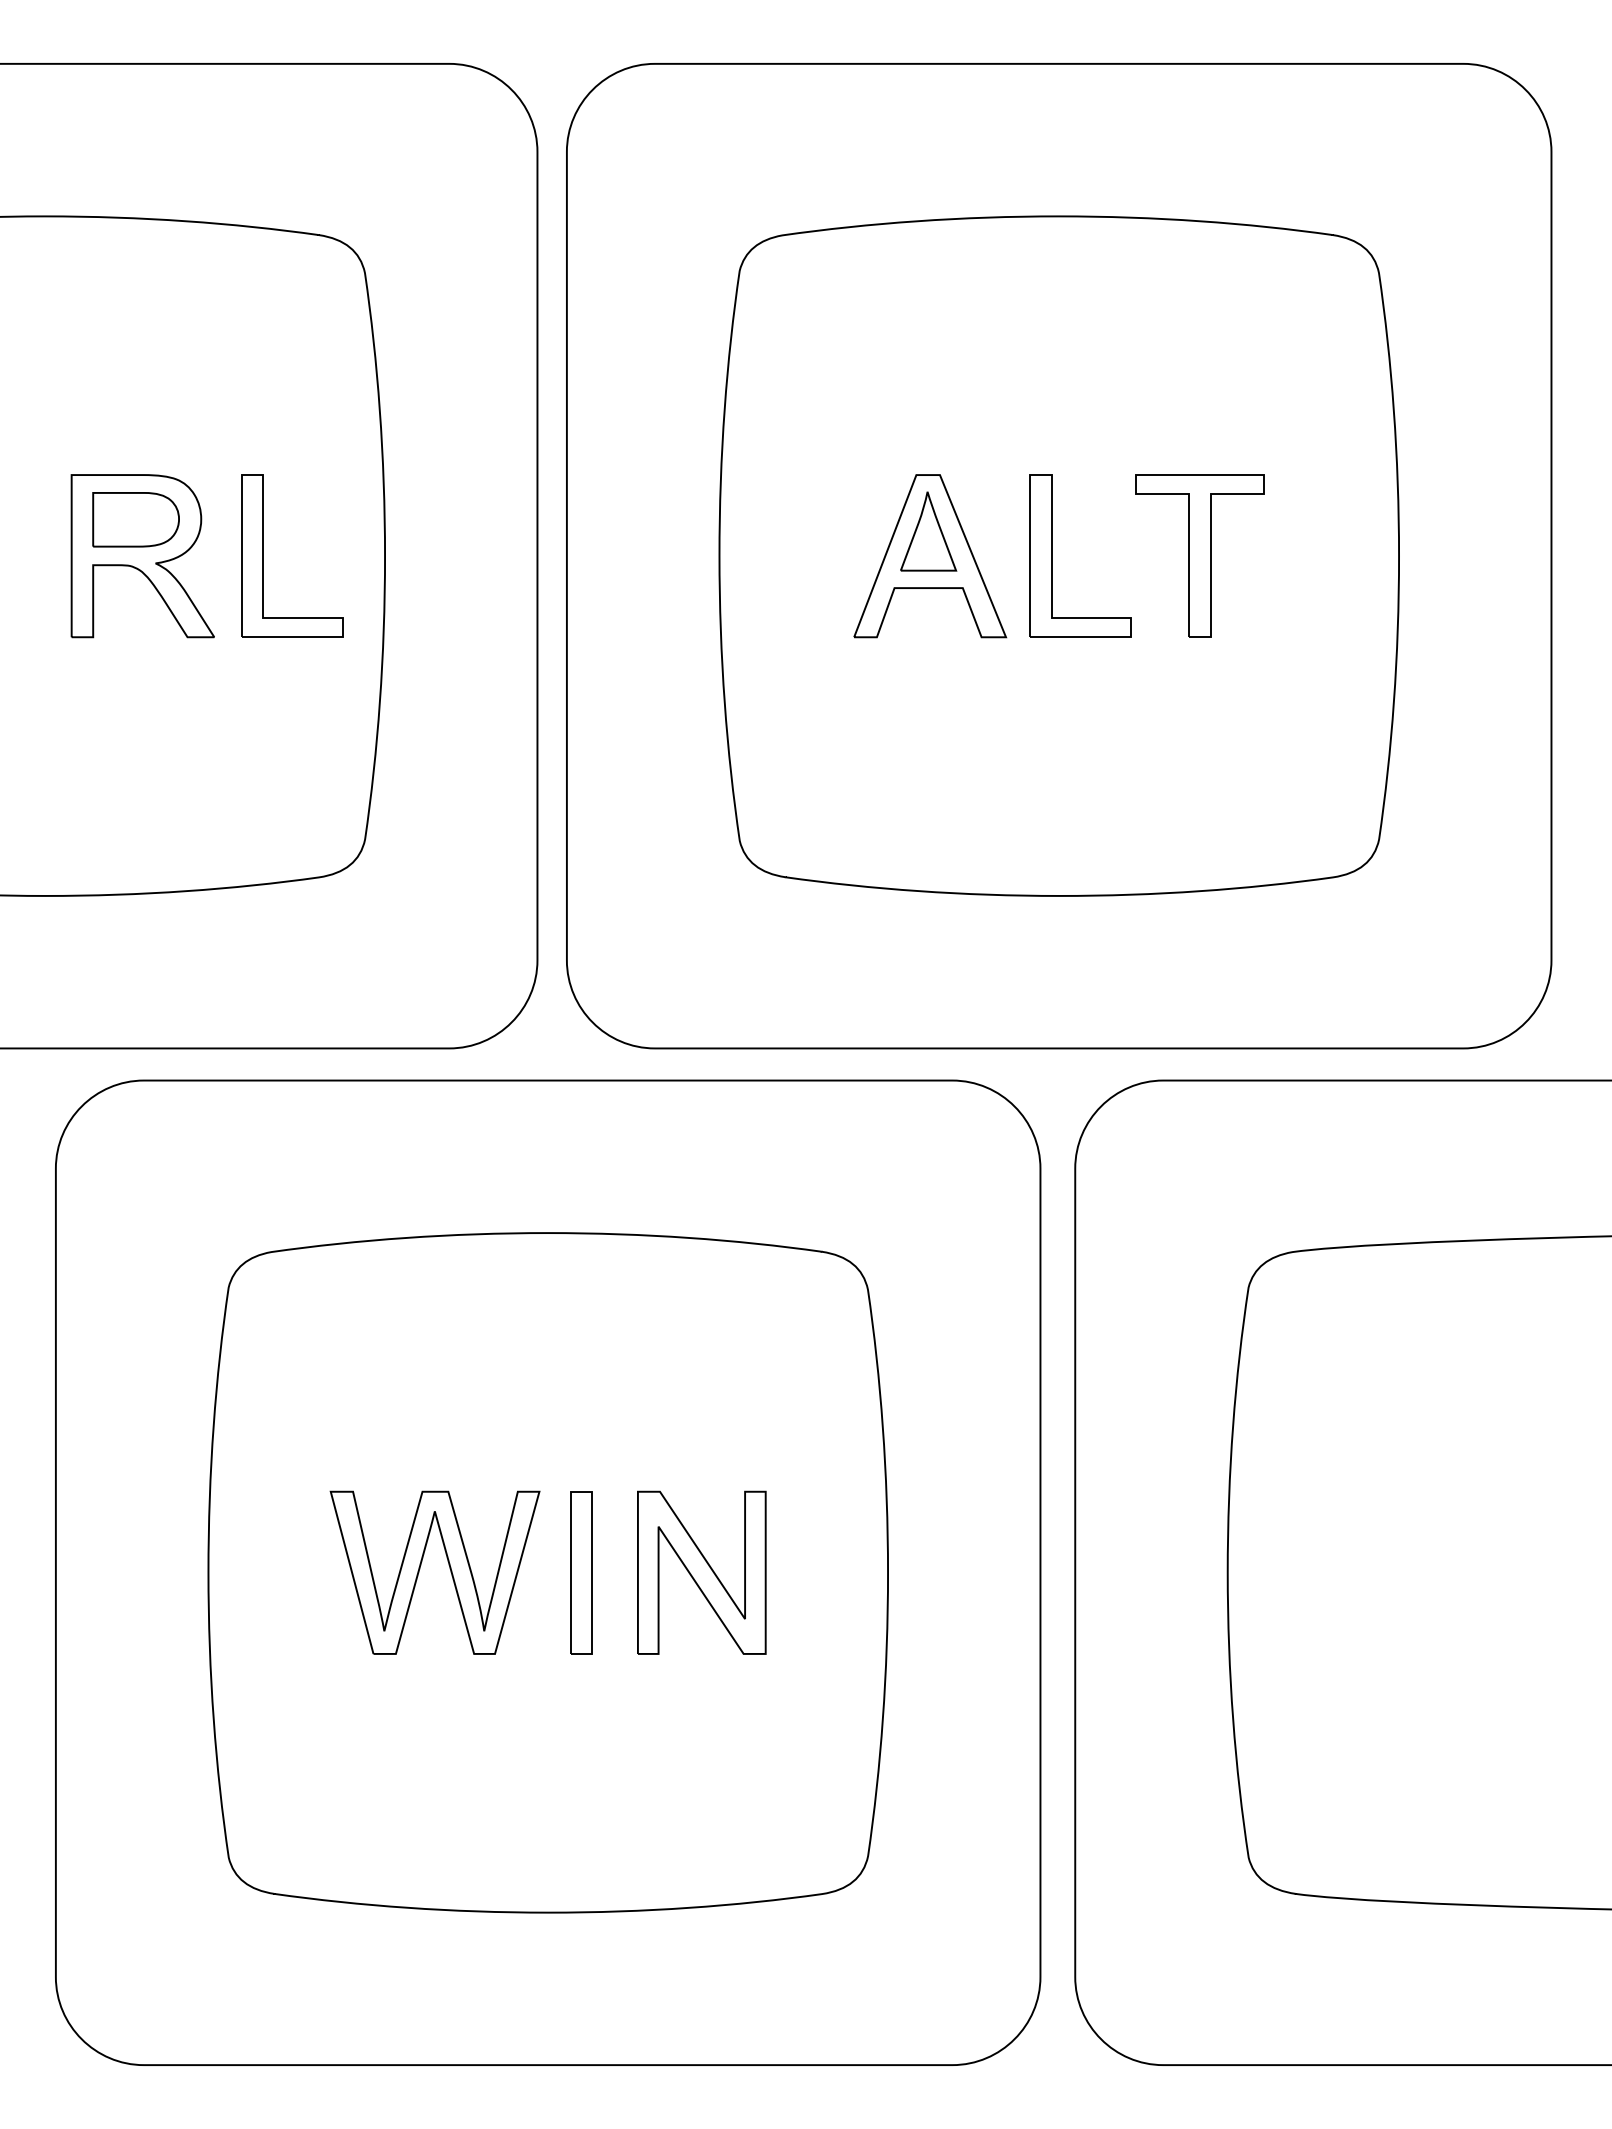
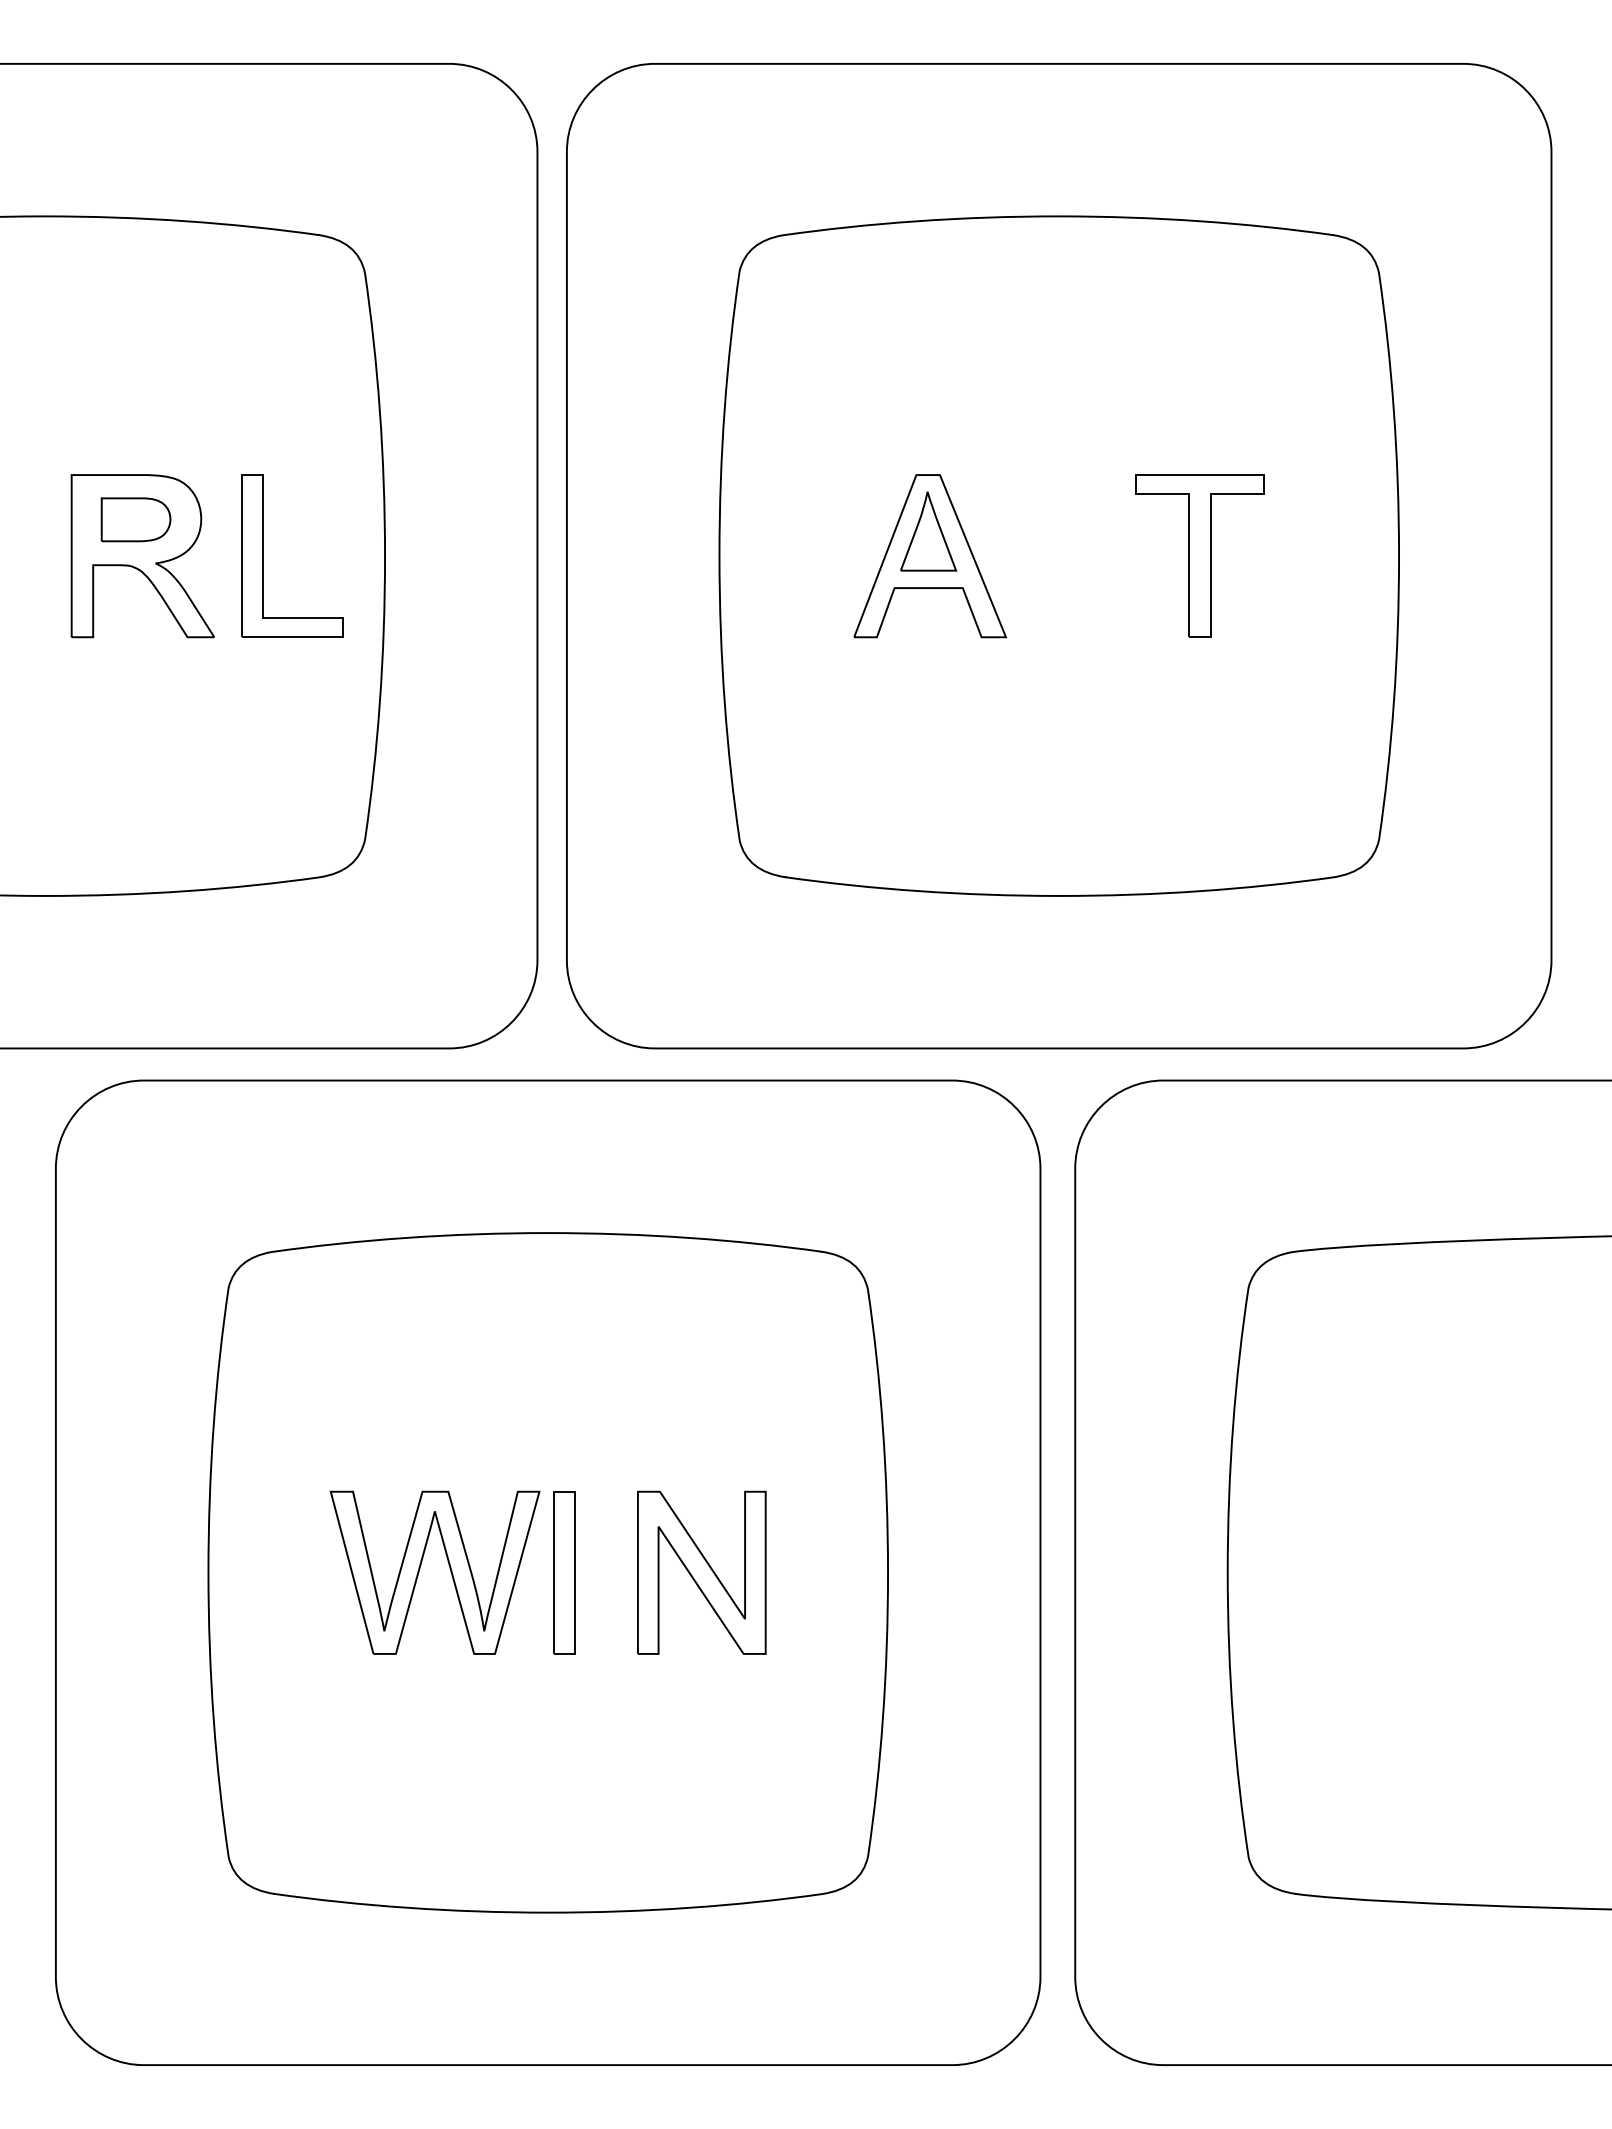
part size: 88x56 px -> 72x46 px (135, 519)
part: present -> none (1052, 555)
part position: (581, 1572) -> (564, 1572) (564, 1572)
